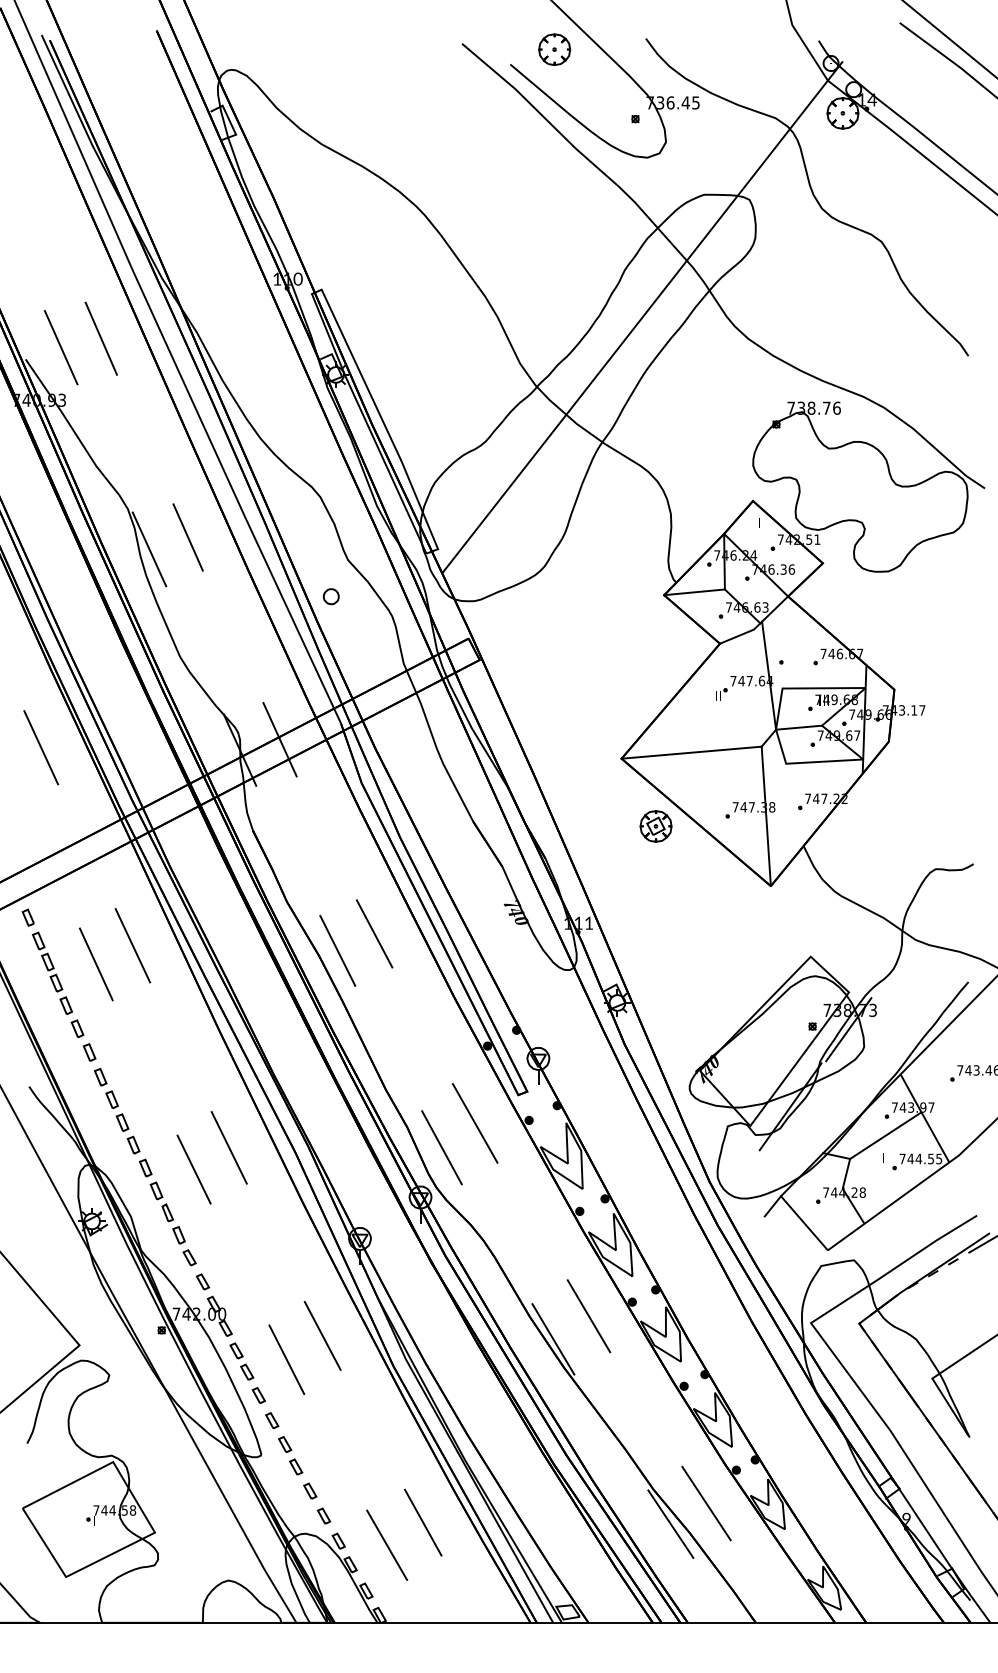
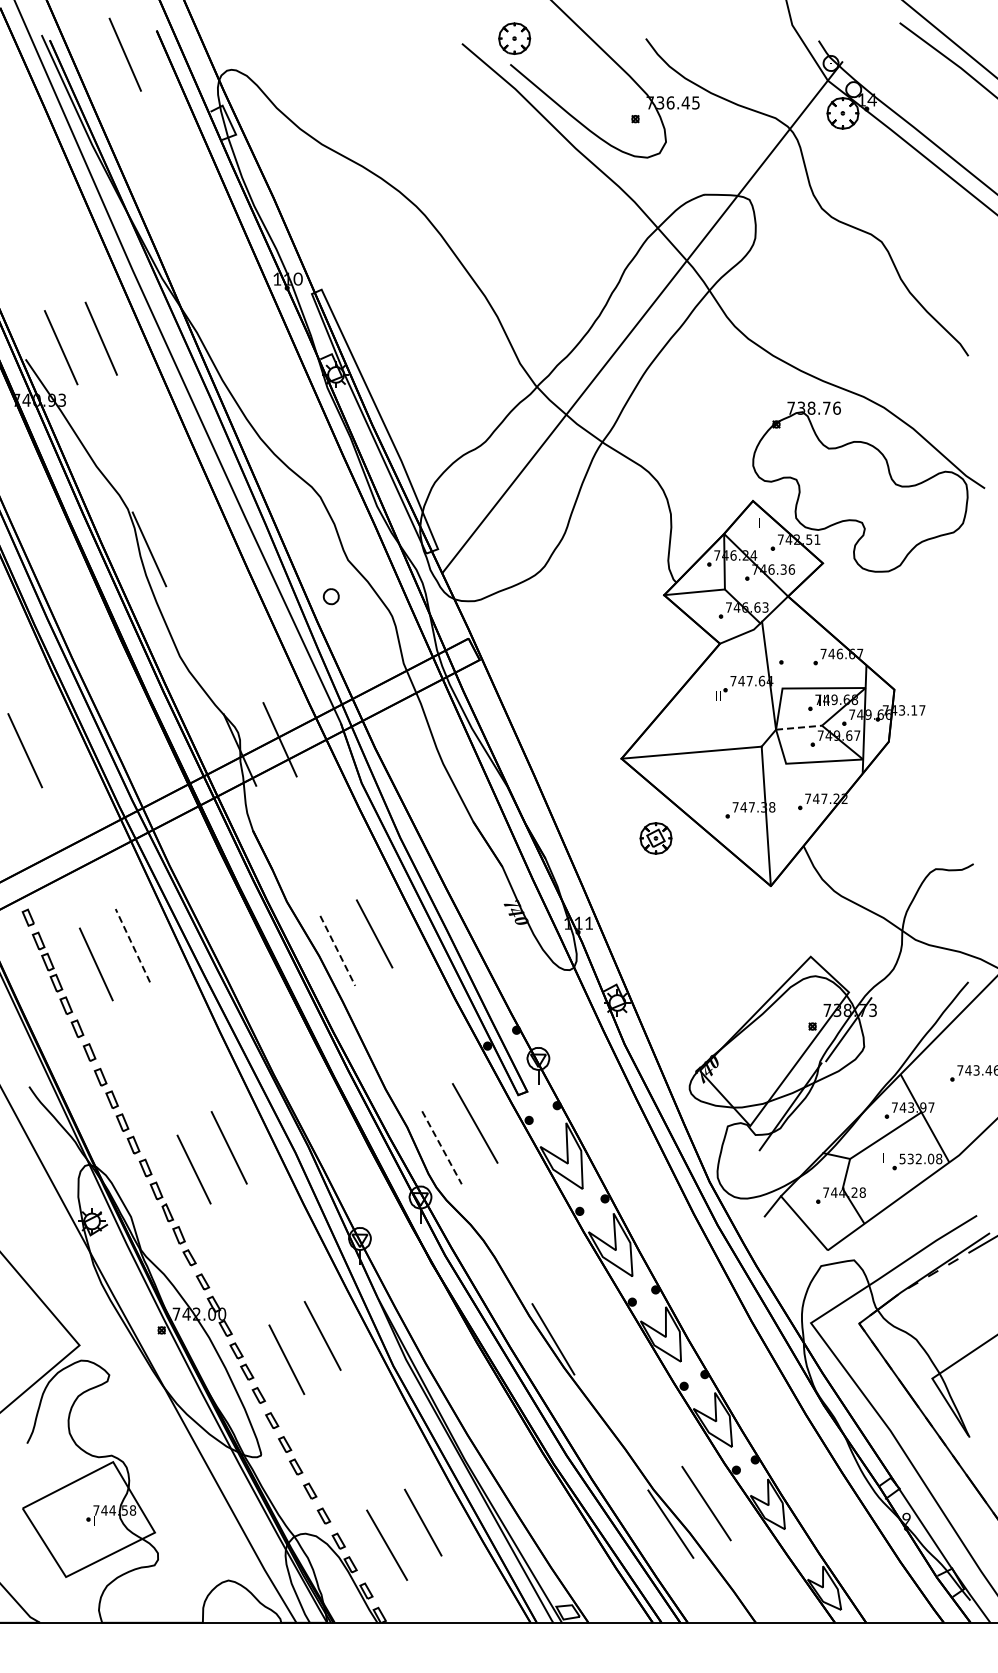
part position: (554, 49) -> (514, 38) (514, 38)
line: none -> present (124, 54)
line: present -> none (187, 537)
line: solid -> dashed (799, 727)
line position: (41, 747) -> (25, 750) (25, 750)
part position: (655, 826) -> (655, 838) (655, 838)
line: solid -> dashed (132, 945)
line: solid -> dashed (338, 951)
line: solid -> dashed (441, 1147)
text: 744.55 -> 532.08 (920, 1158)
line: present -> none (588, 1316)
